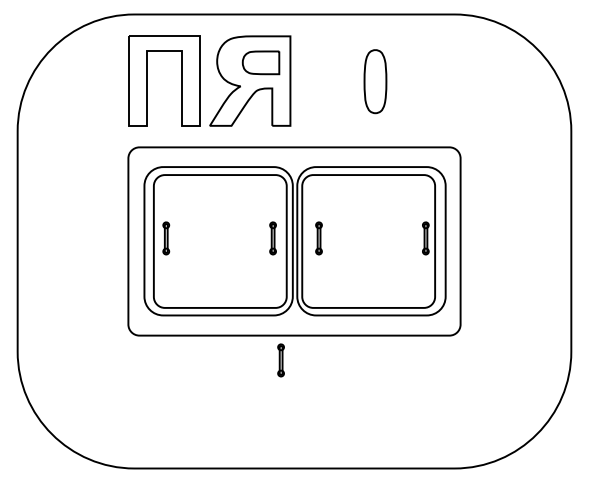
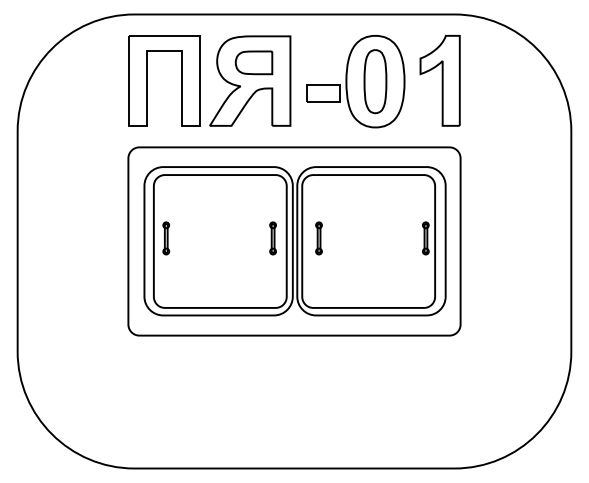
part position: (260, 62) -> (253, 62) (253, 62)
part: none -> present (439, 80)
part: none -> present (355, 81)
part: present -> none (280, 360)
